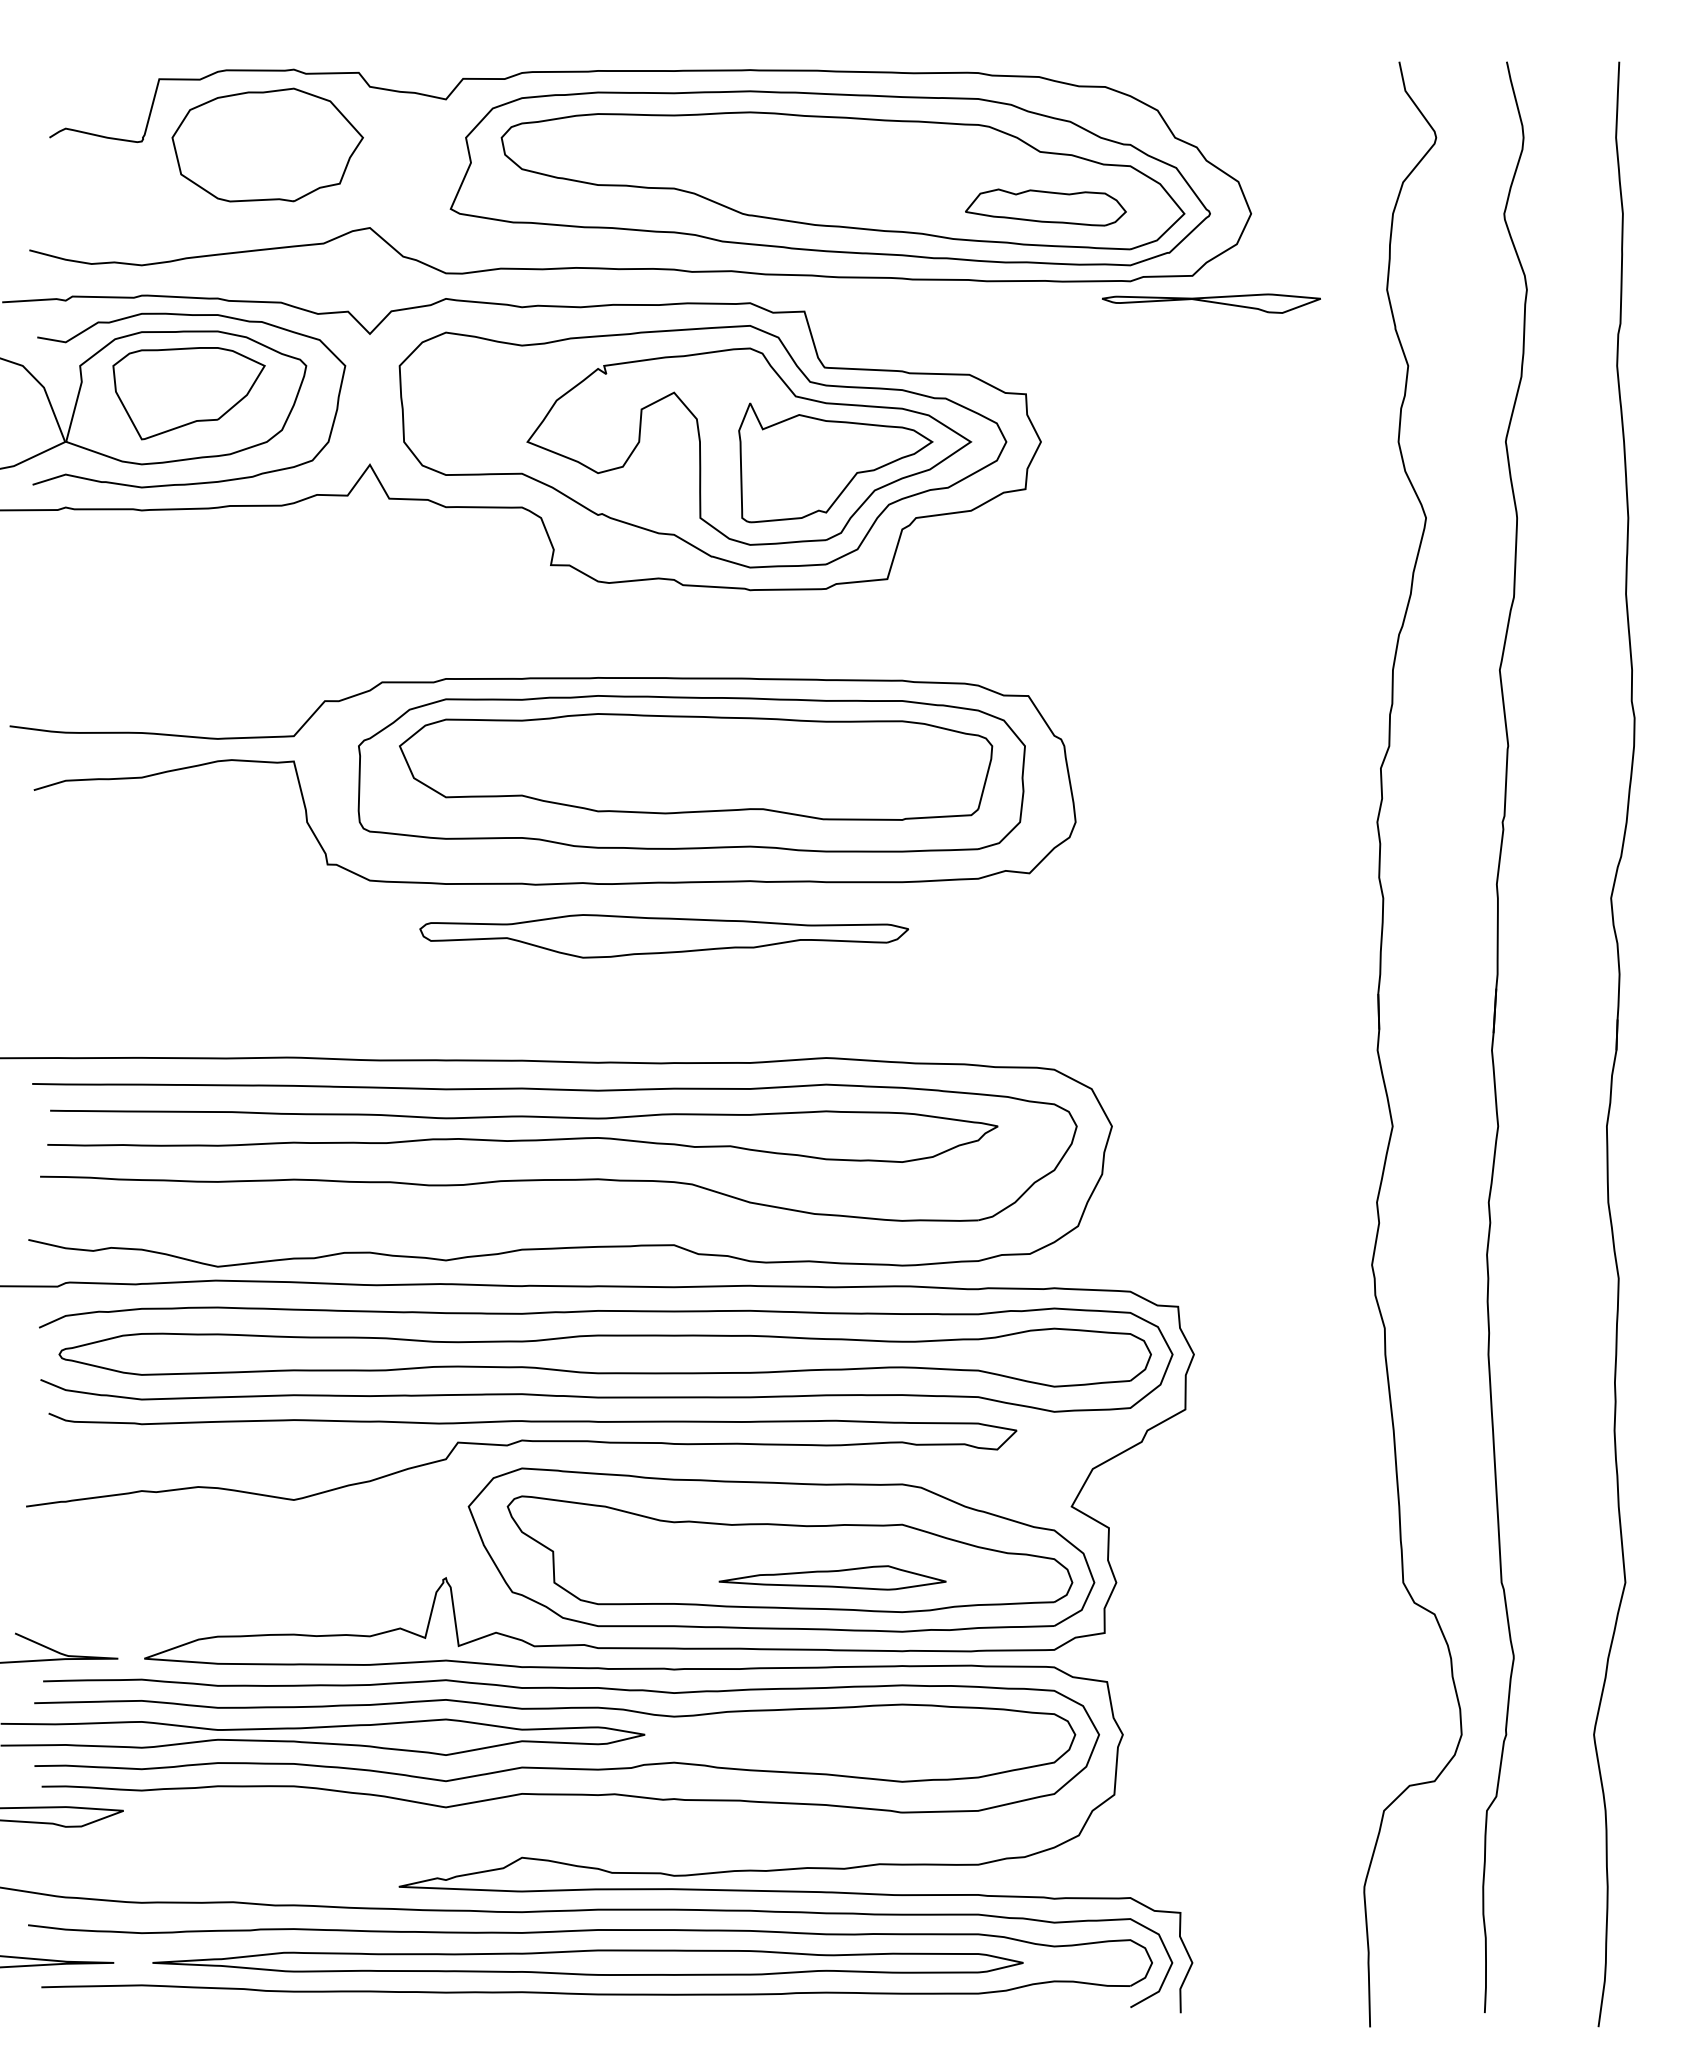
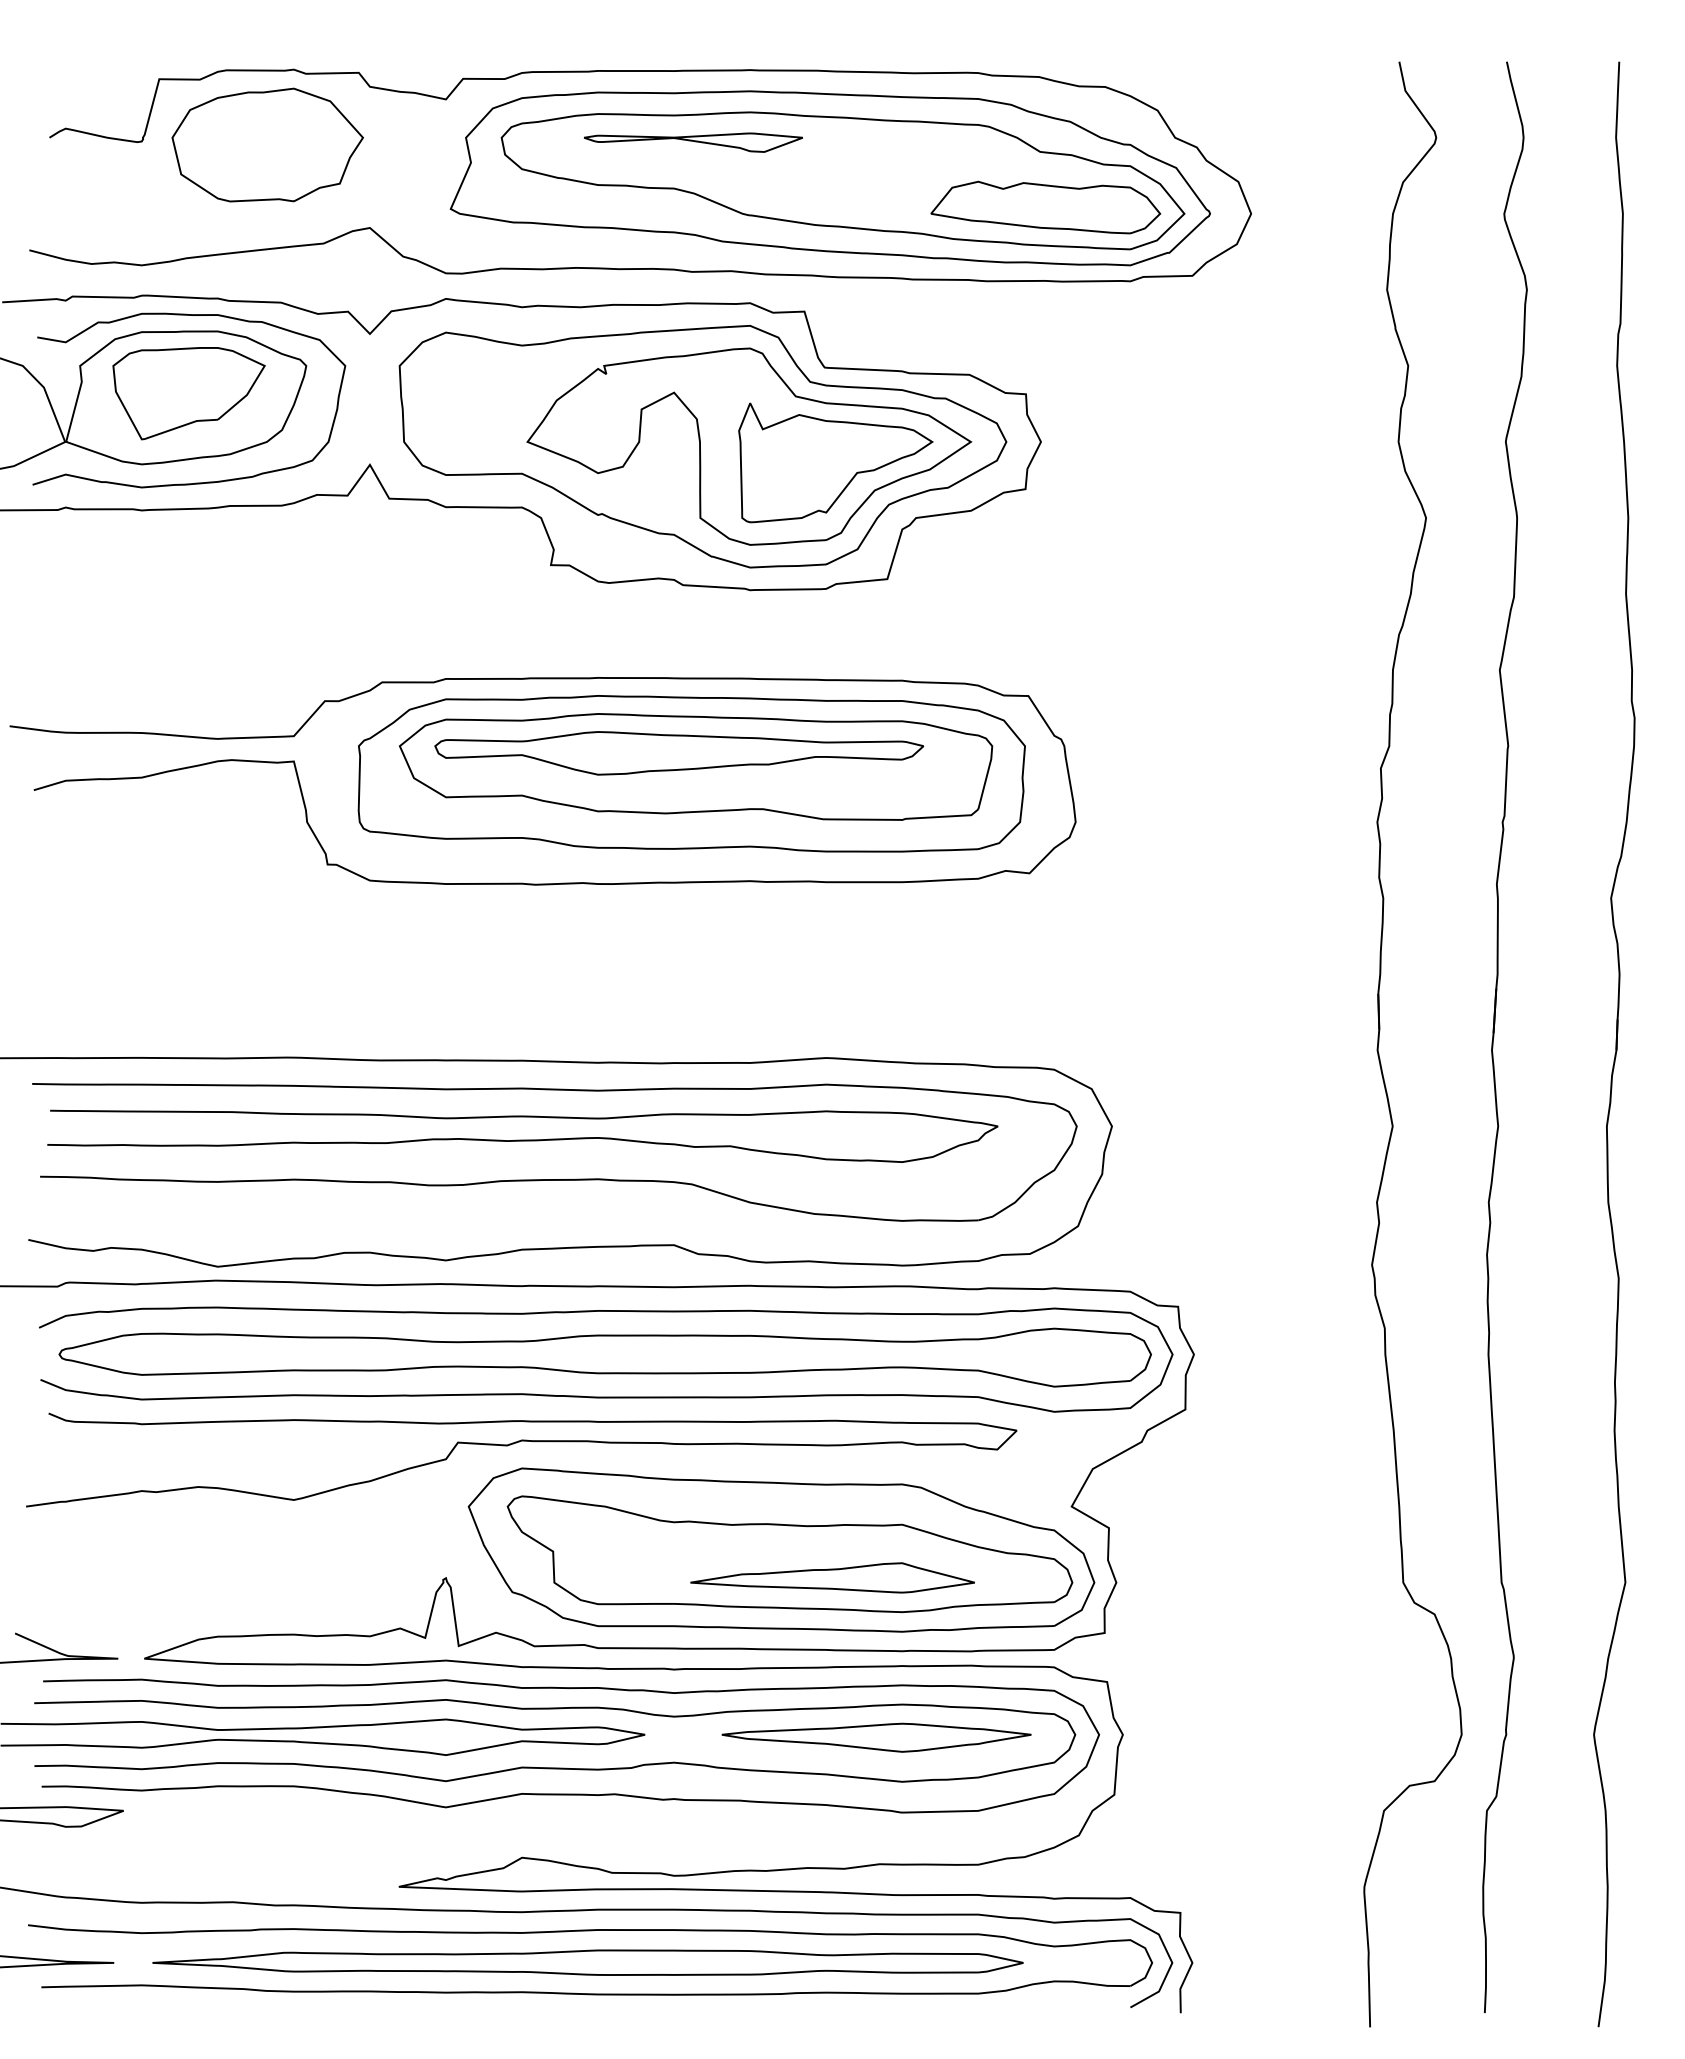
part size: 162x39 px -> 232x55 px (1045, 207)
part position: (1211, 303) -> (693, 142) (693, 142)
part position: (664, 936) -> (679, 753) (679, 753)
part size: 229x26 px -> 285x32 px (832, 1577)
part: none -> present (876, 1737)
